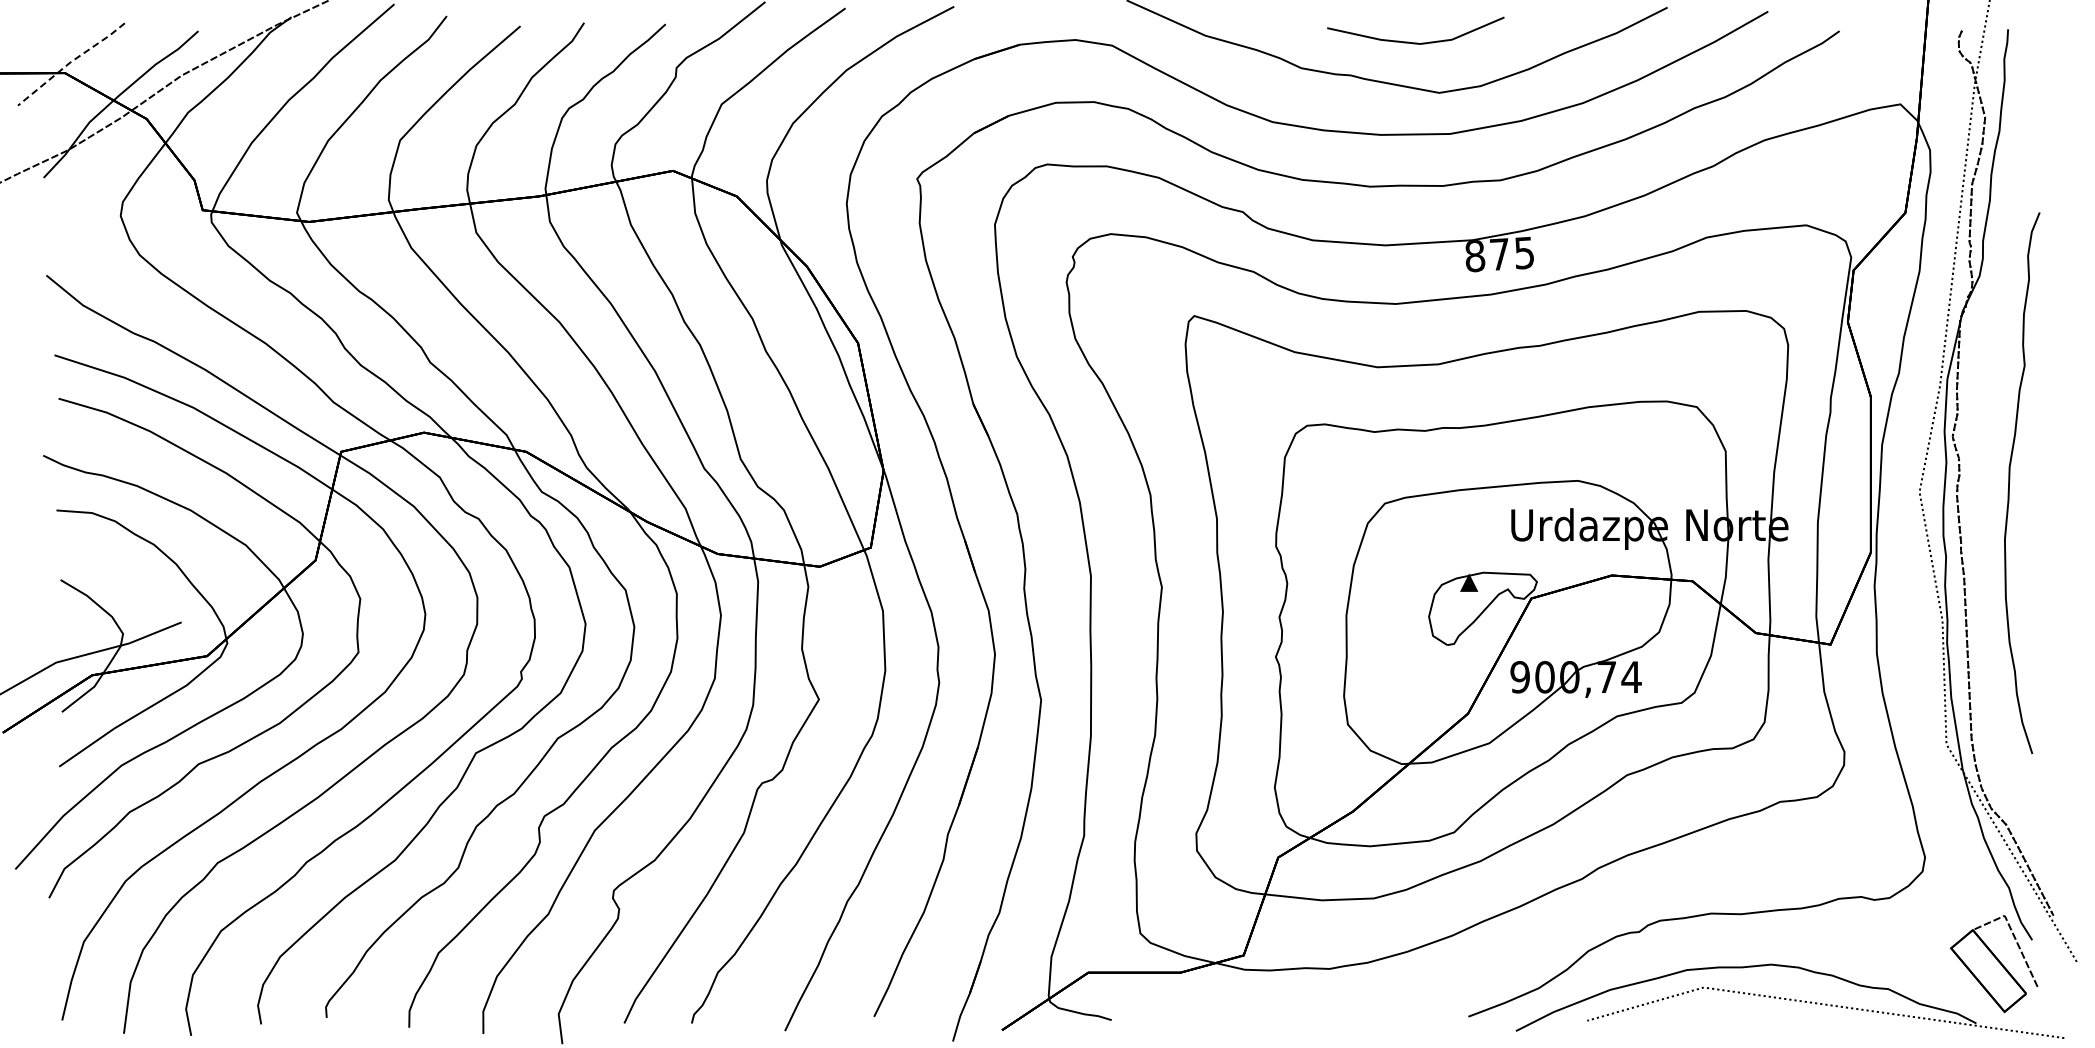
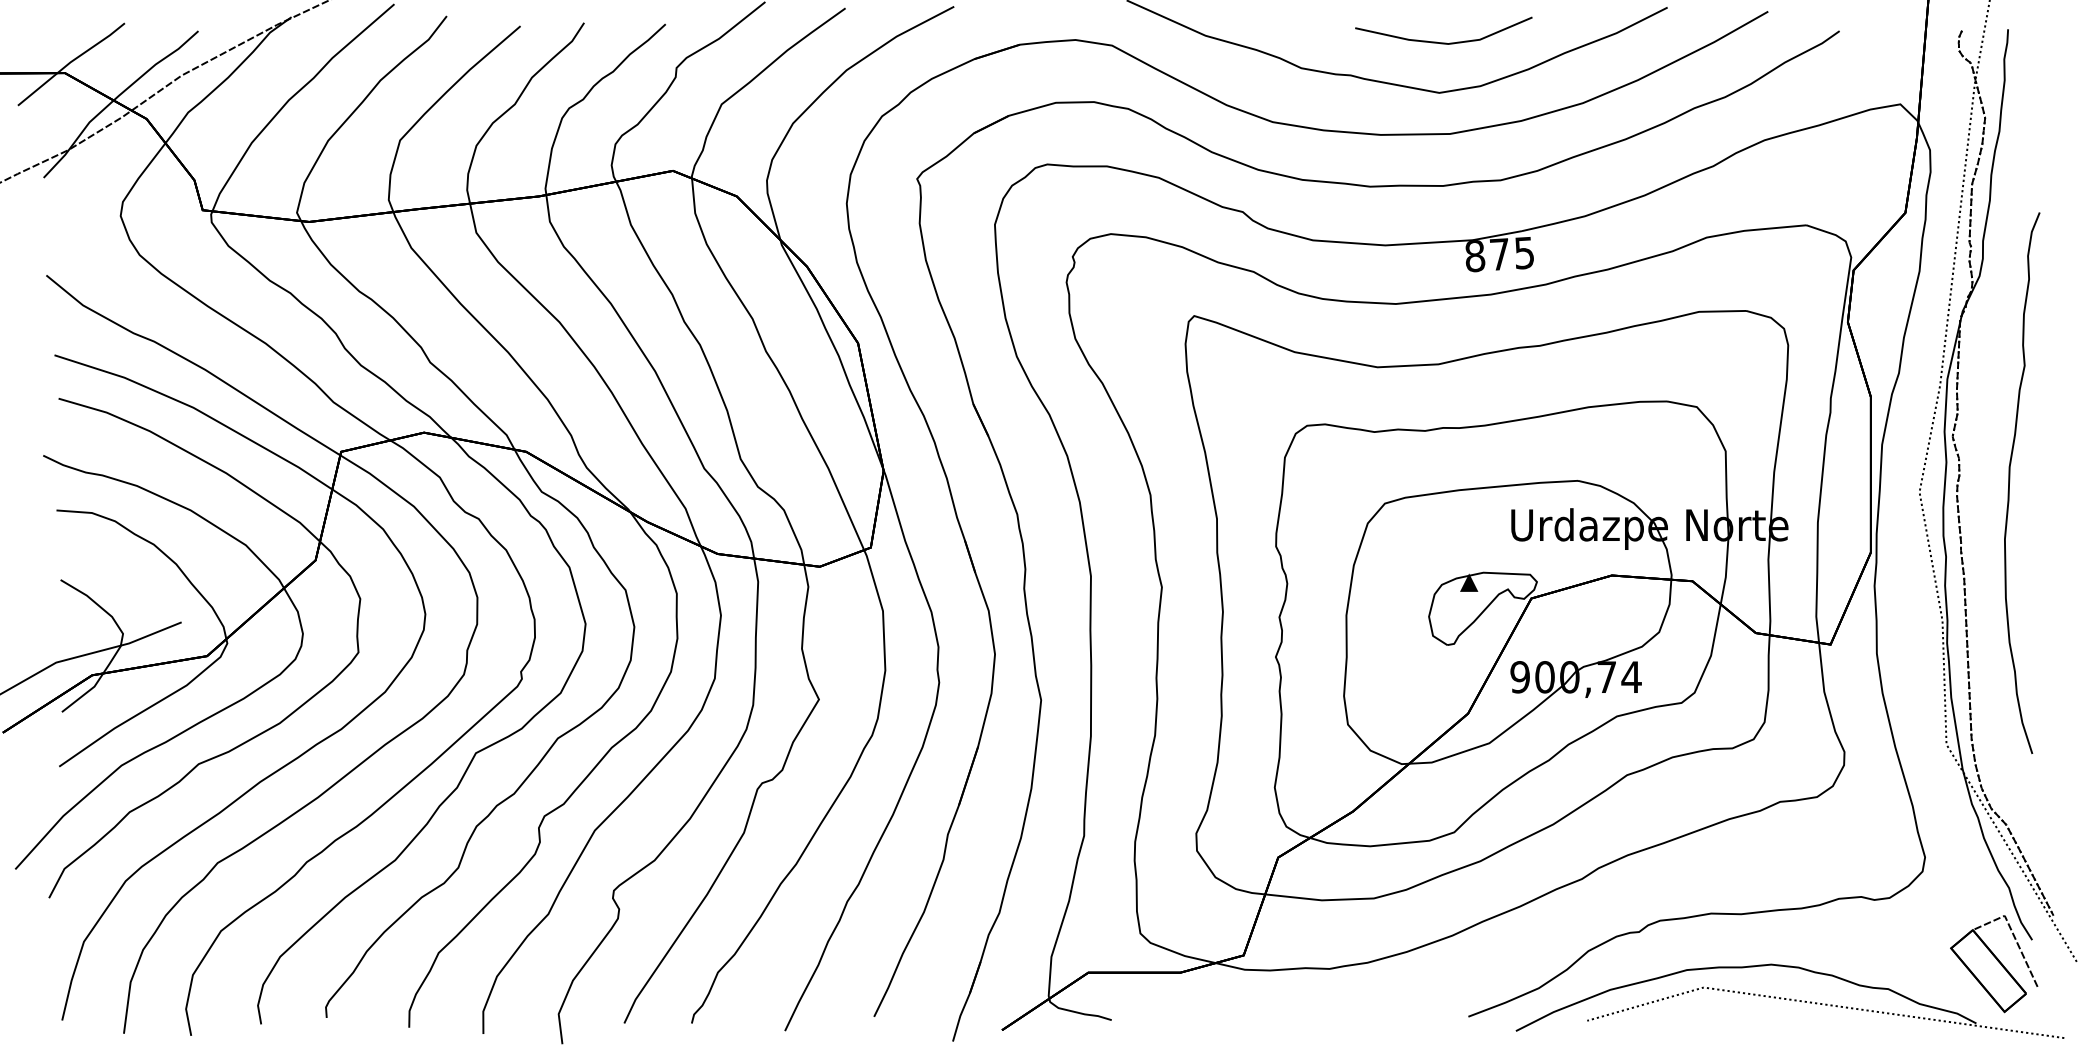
line position: (1415, 42) -> (1443, 42) (1443, 42)
line: dashed -> solid (70, 62)
